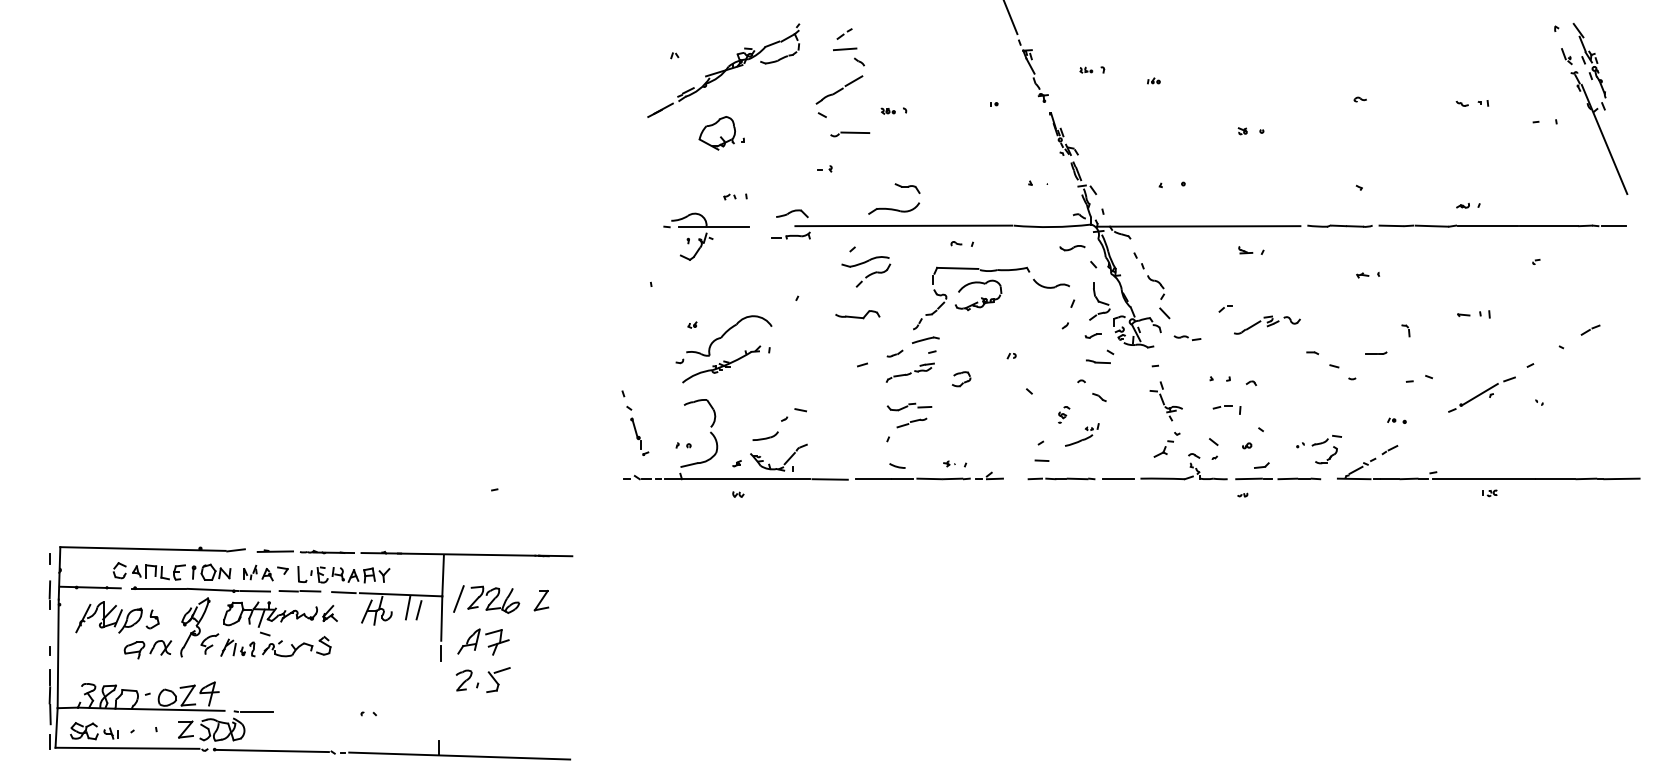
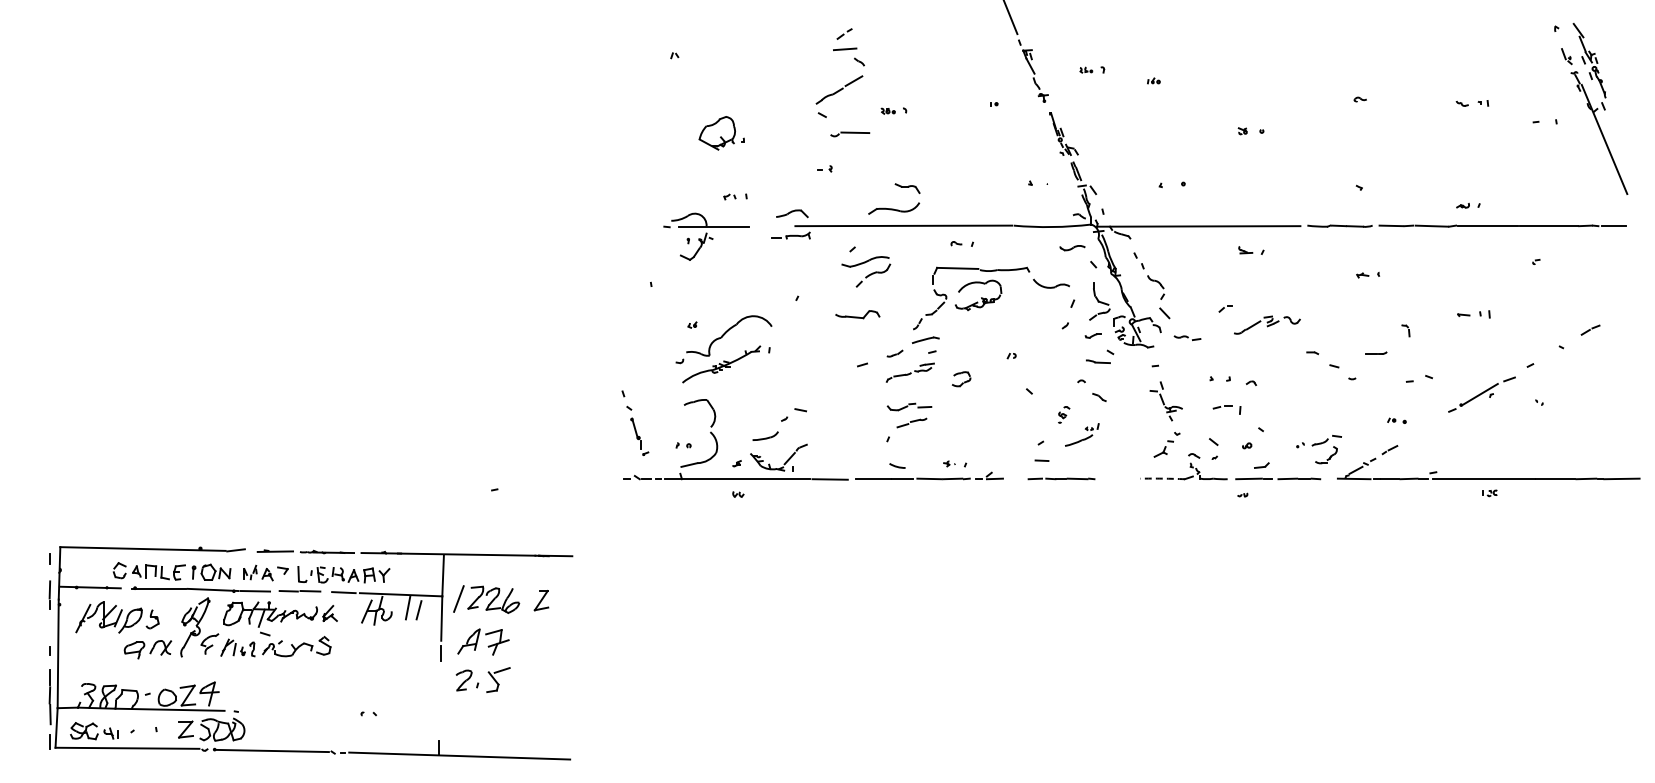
part: present -> none (723, 70)
line: present -> none (1118, 478)
arc: solid -> dashed (1162, 478)
line: present -> none (256, 711)
